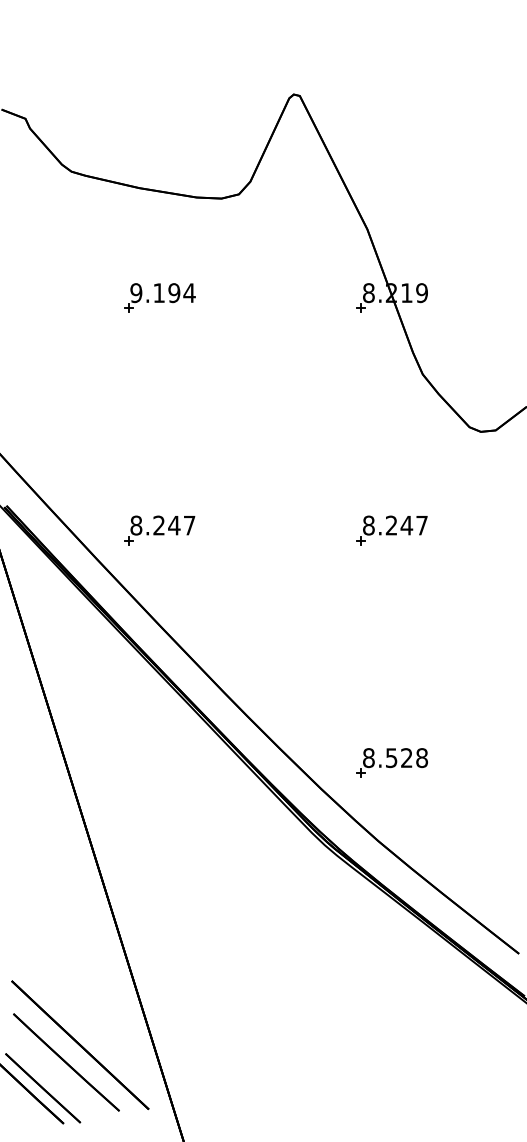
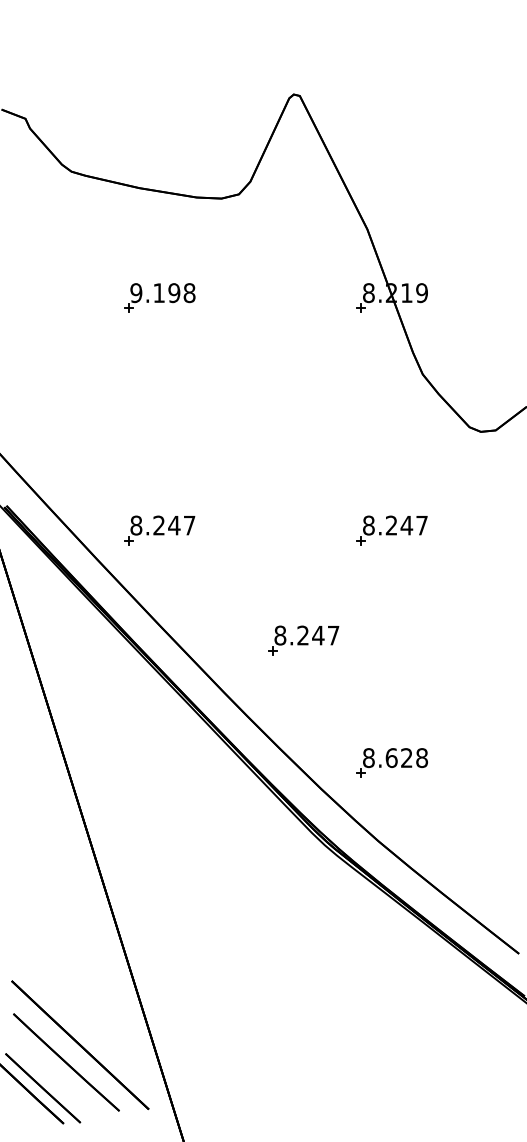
text: 9.194 -> 9.198 (189, 293)
part: none -> present (303, 640)
text: 8.528 -> 8.628 (391, 758)
